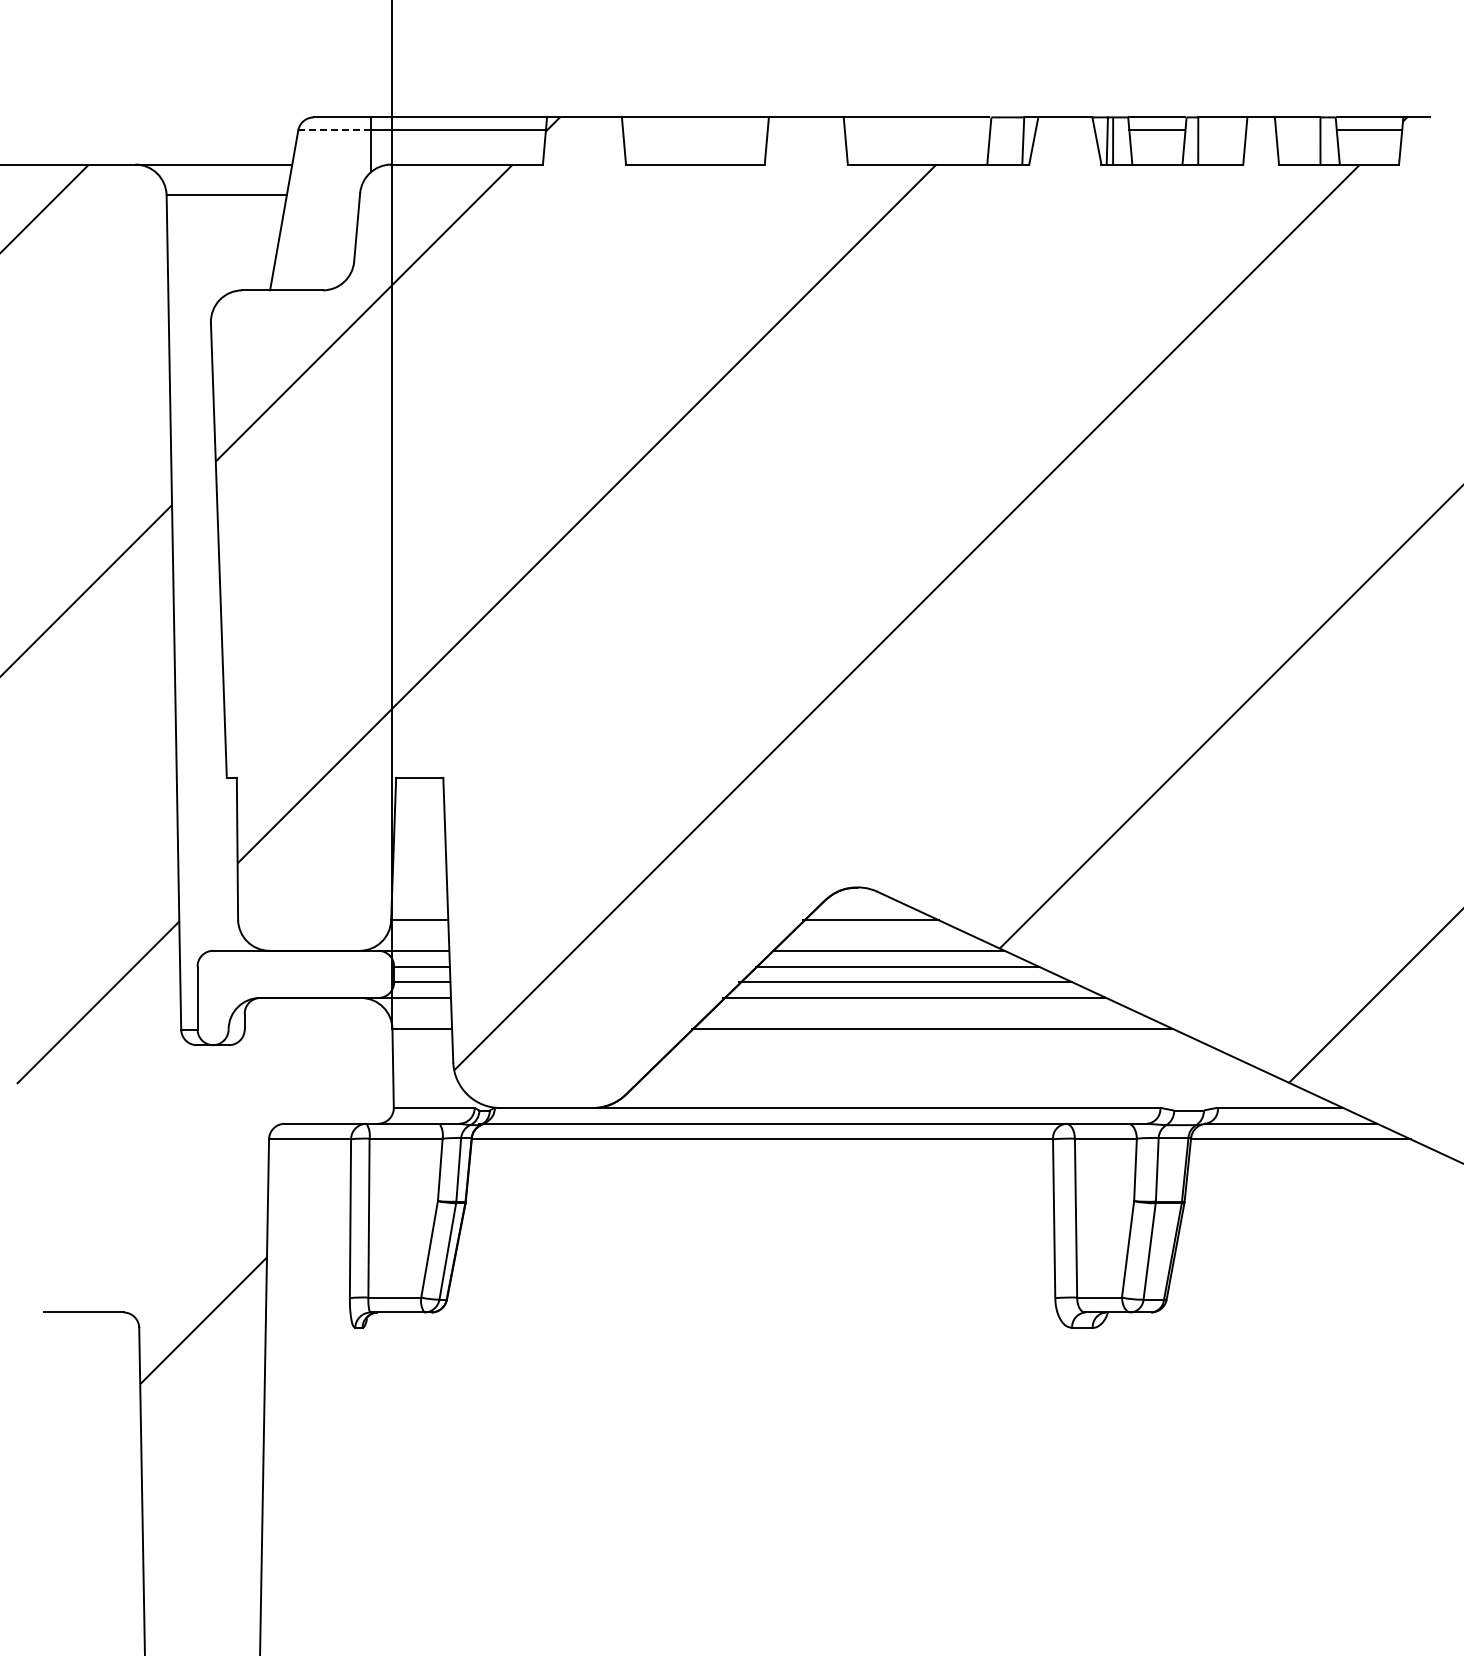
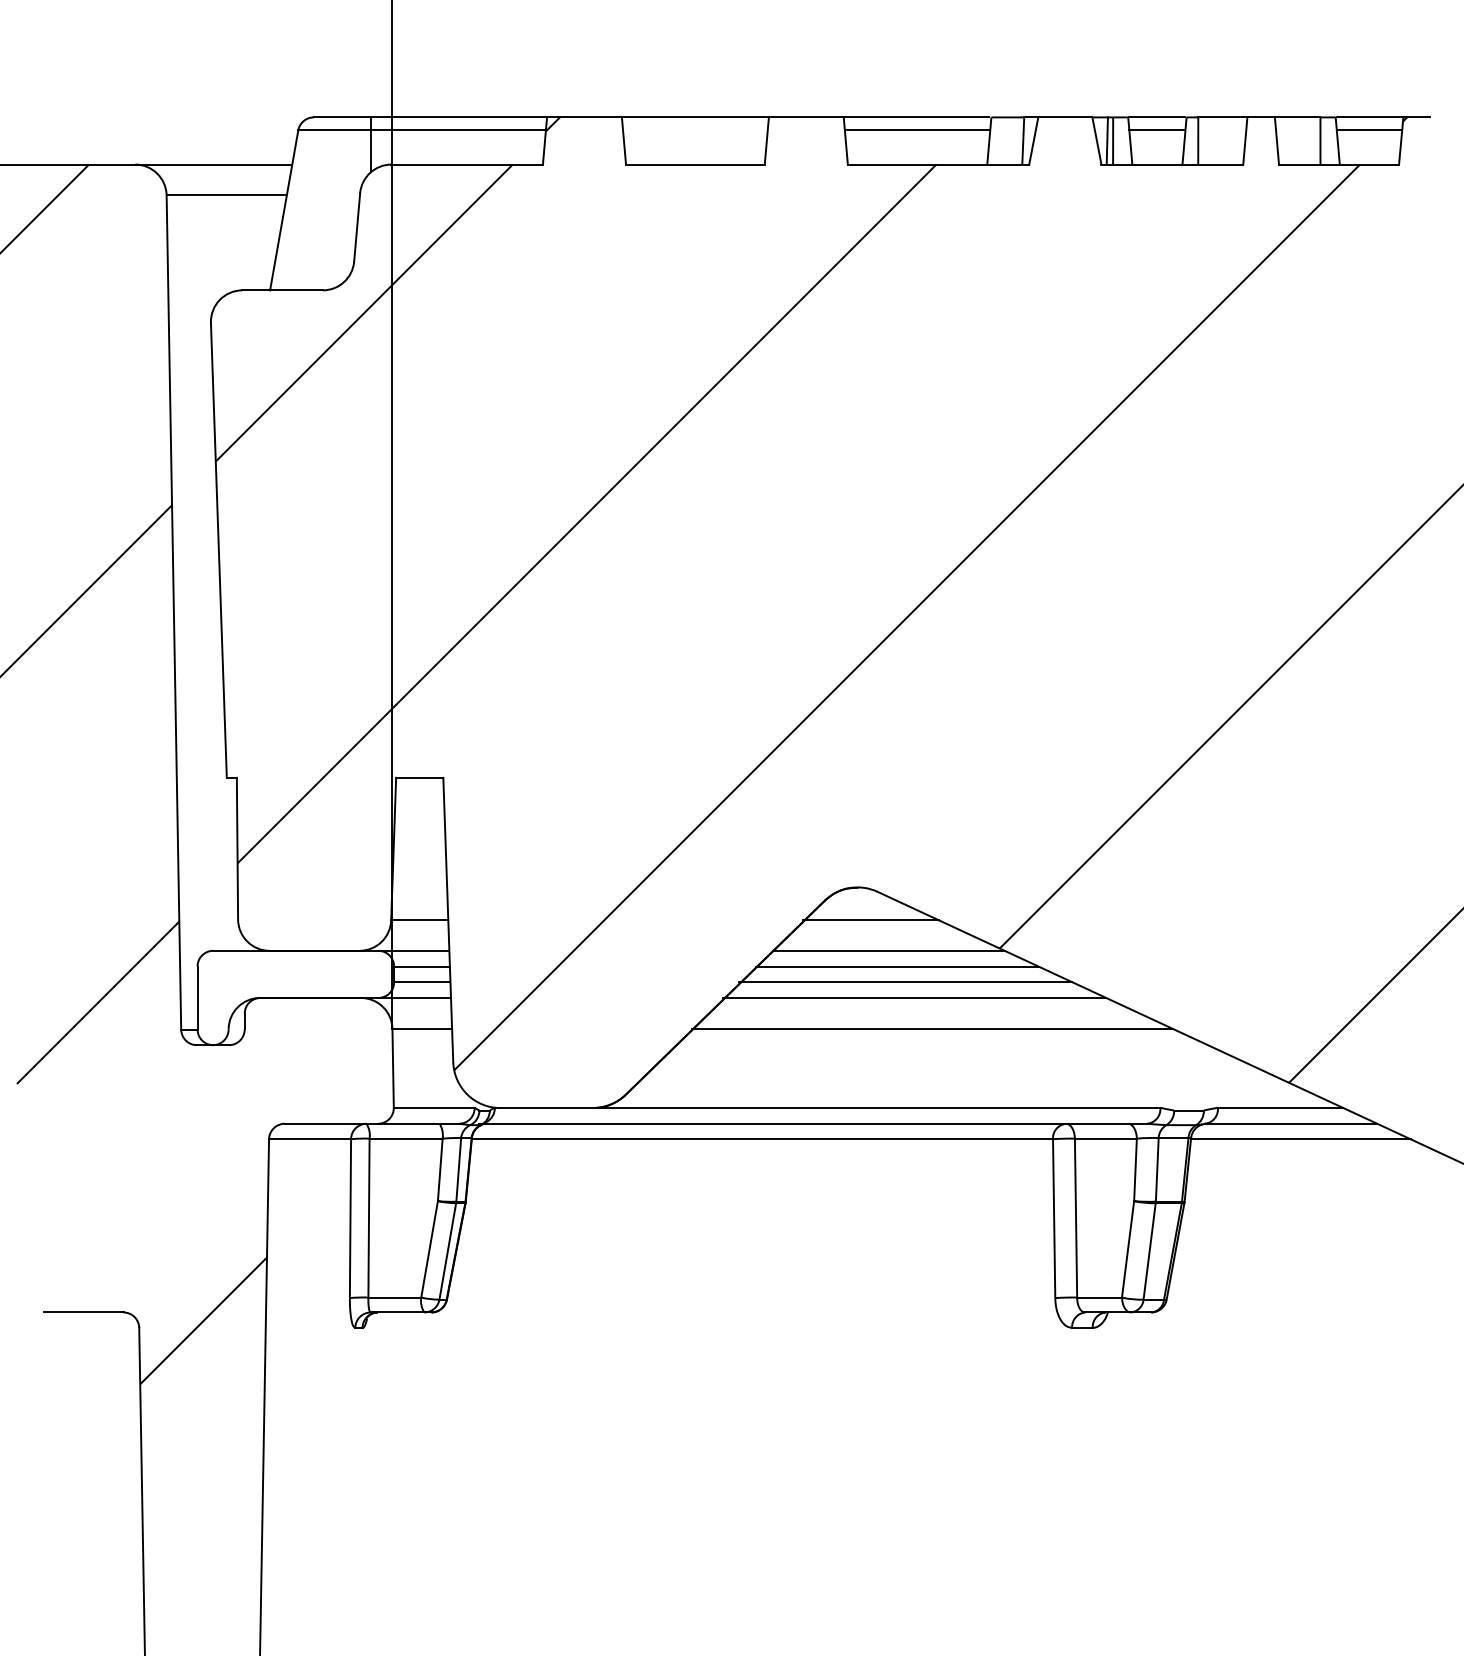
line: dashed -> solid (334, 130)
line: none -> present (917, 130)
